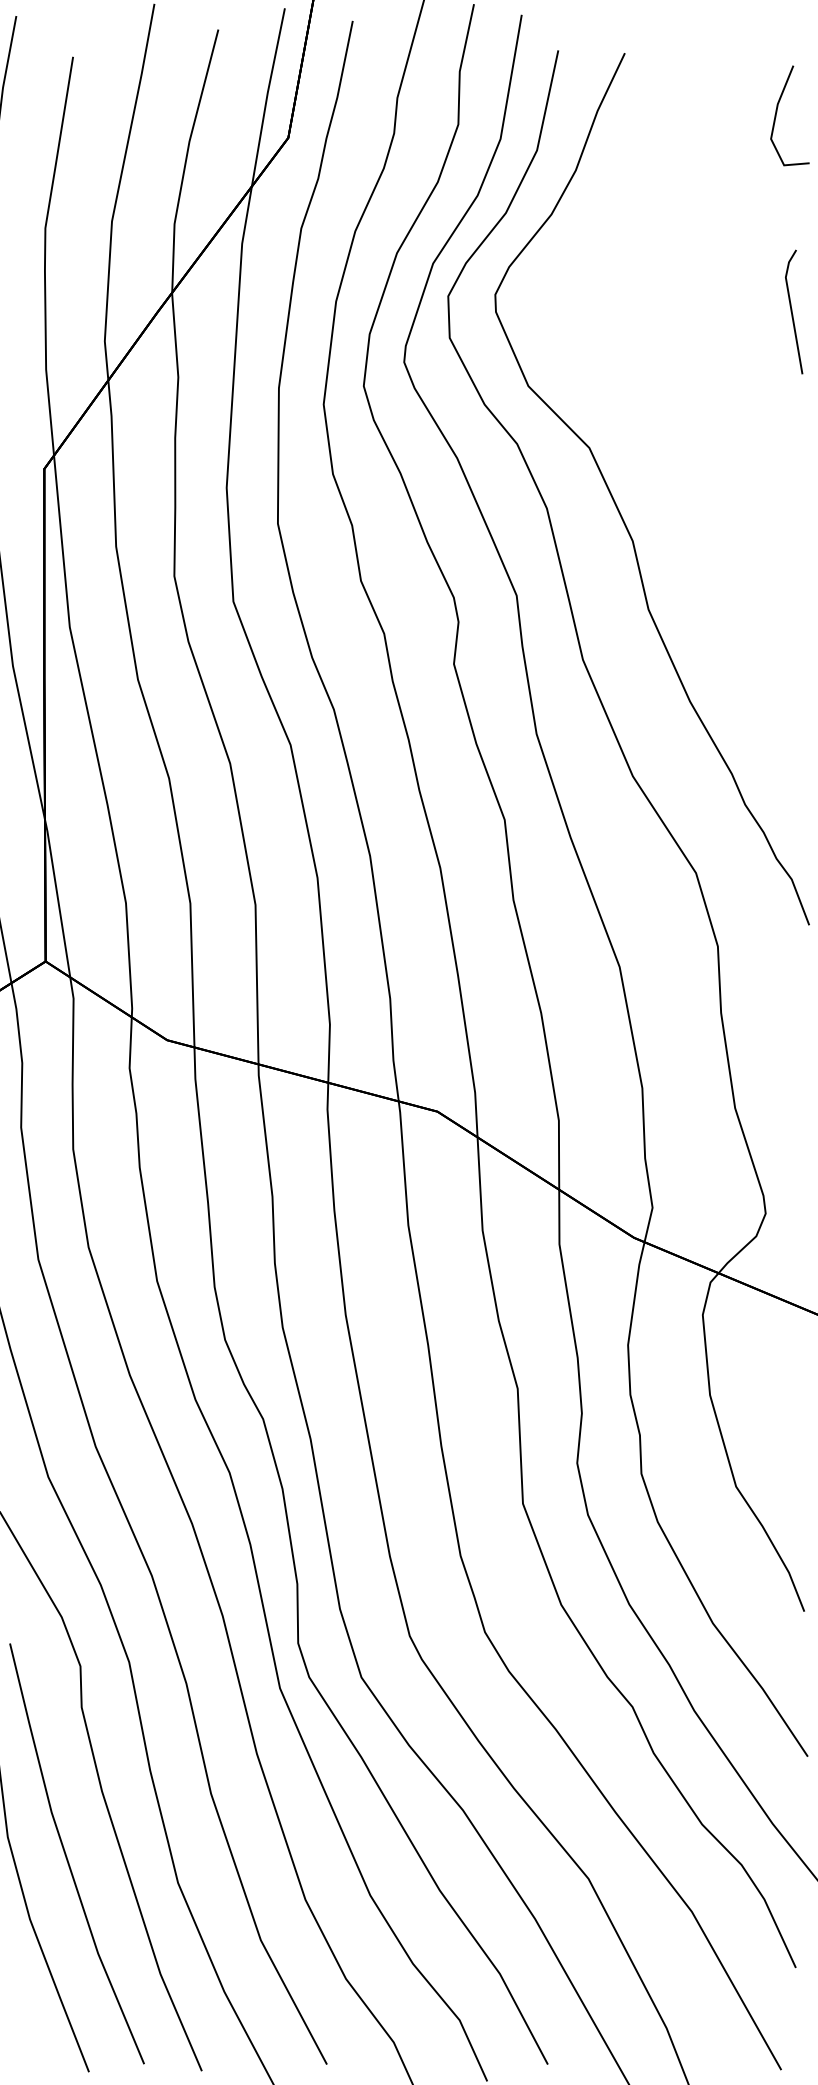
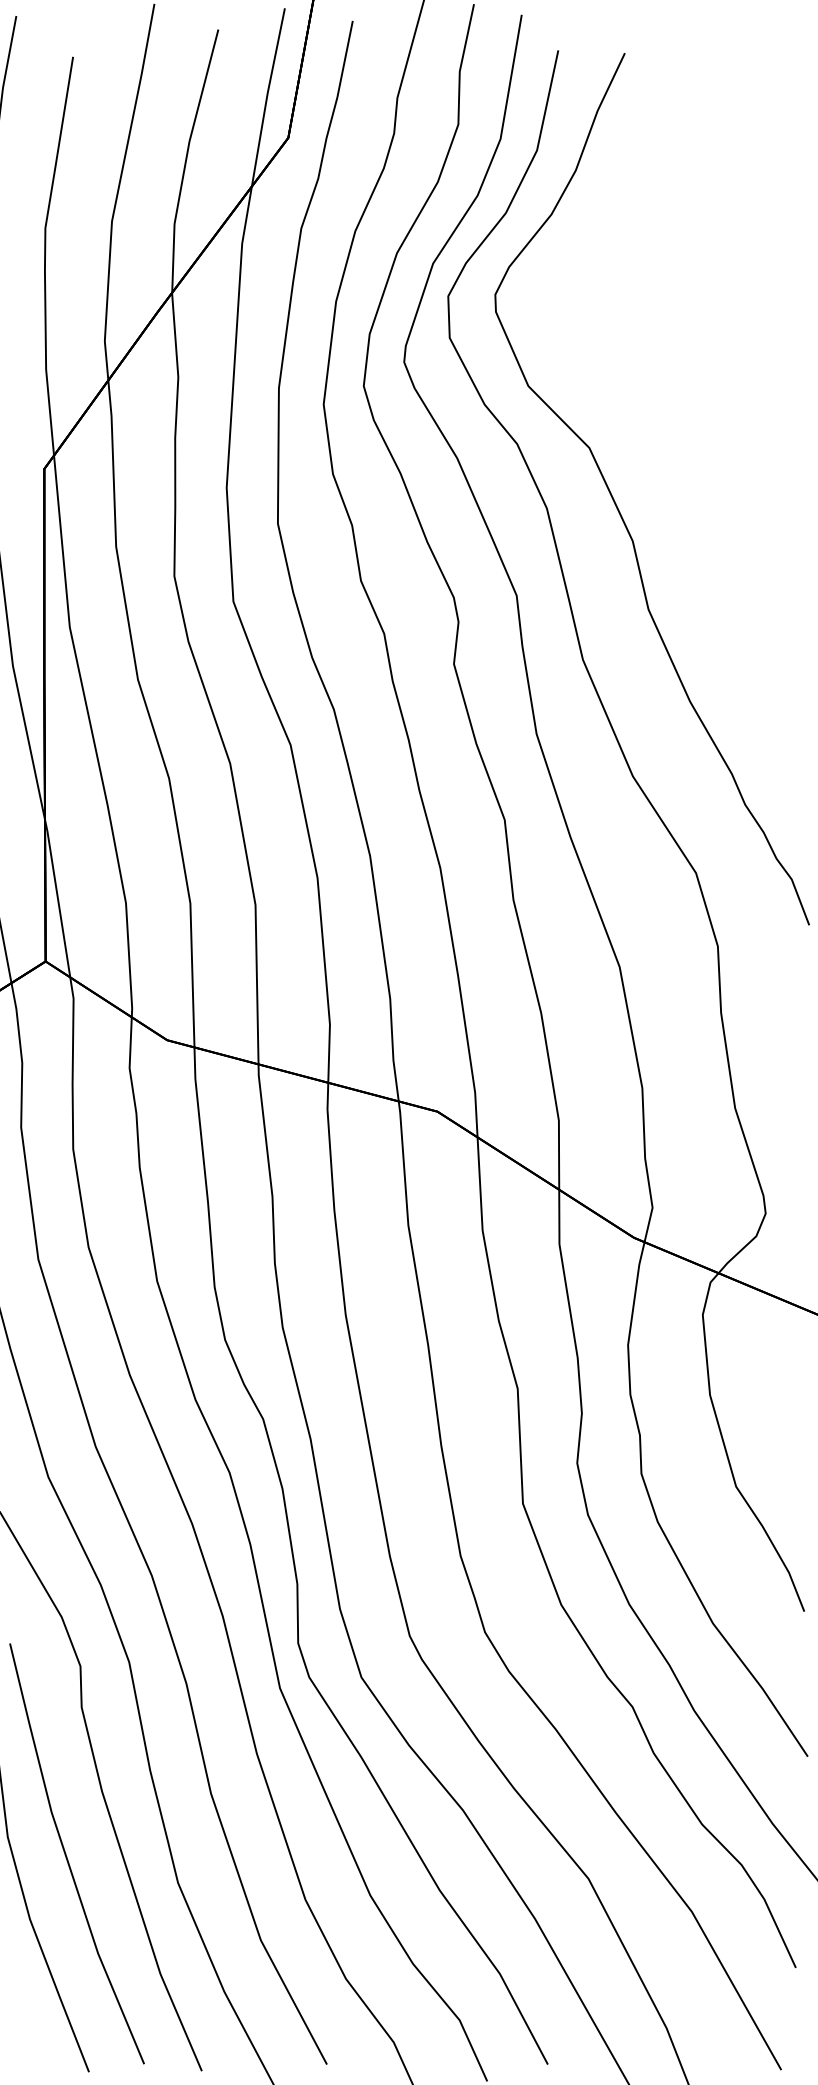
line: present -> none (777, 112)
line: present -> none (792, 311)
